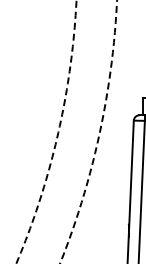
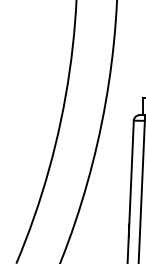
arc: dashed -> solid (99, 133)
arc: dashed -> solid (57, 136)
